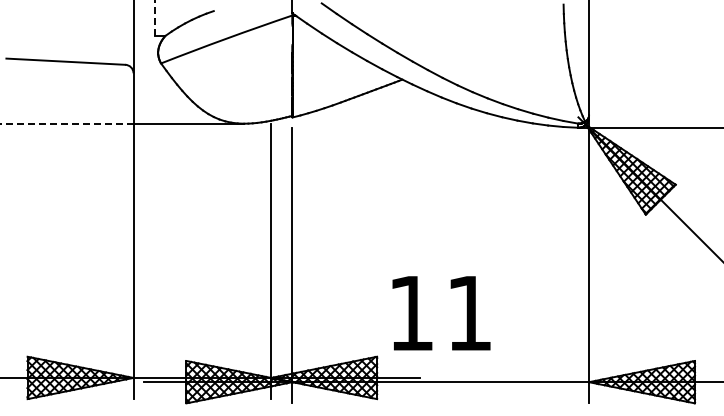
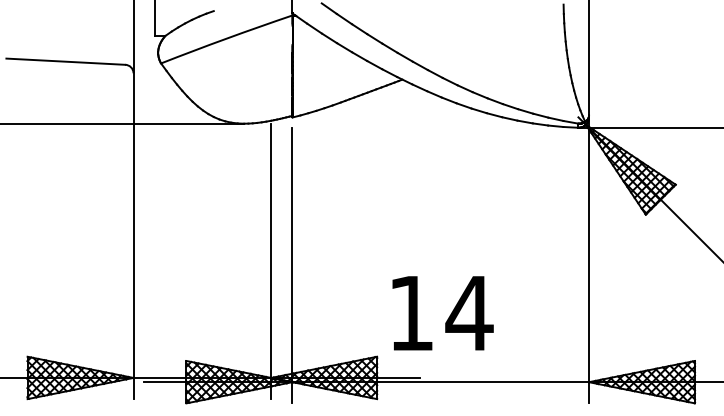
line: dashed -> solid (154, 18)
line: dashed -> solid (66, 123)
text: 11 -> 14 (469, 313)
